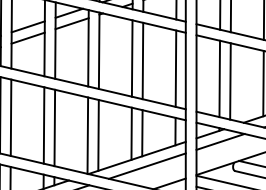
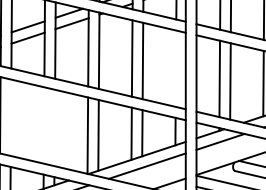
line: present -> none (175, 68)
line: present -> none (10, 117)
line: present -> none (43, 125)
line: present -> none (54, 127)
